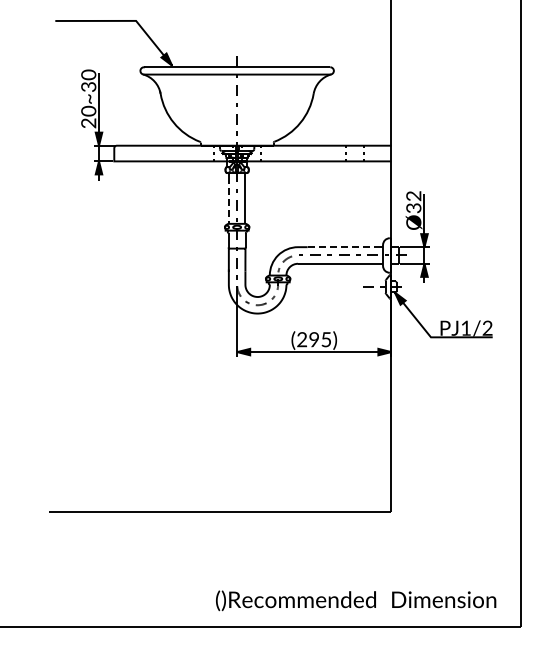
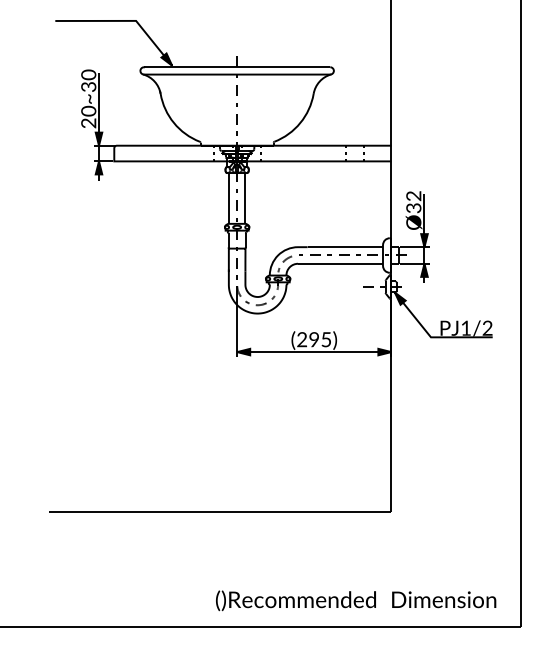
line: dashed -> solid (228, 200)
line: dashed -> solid (342, 247)
